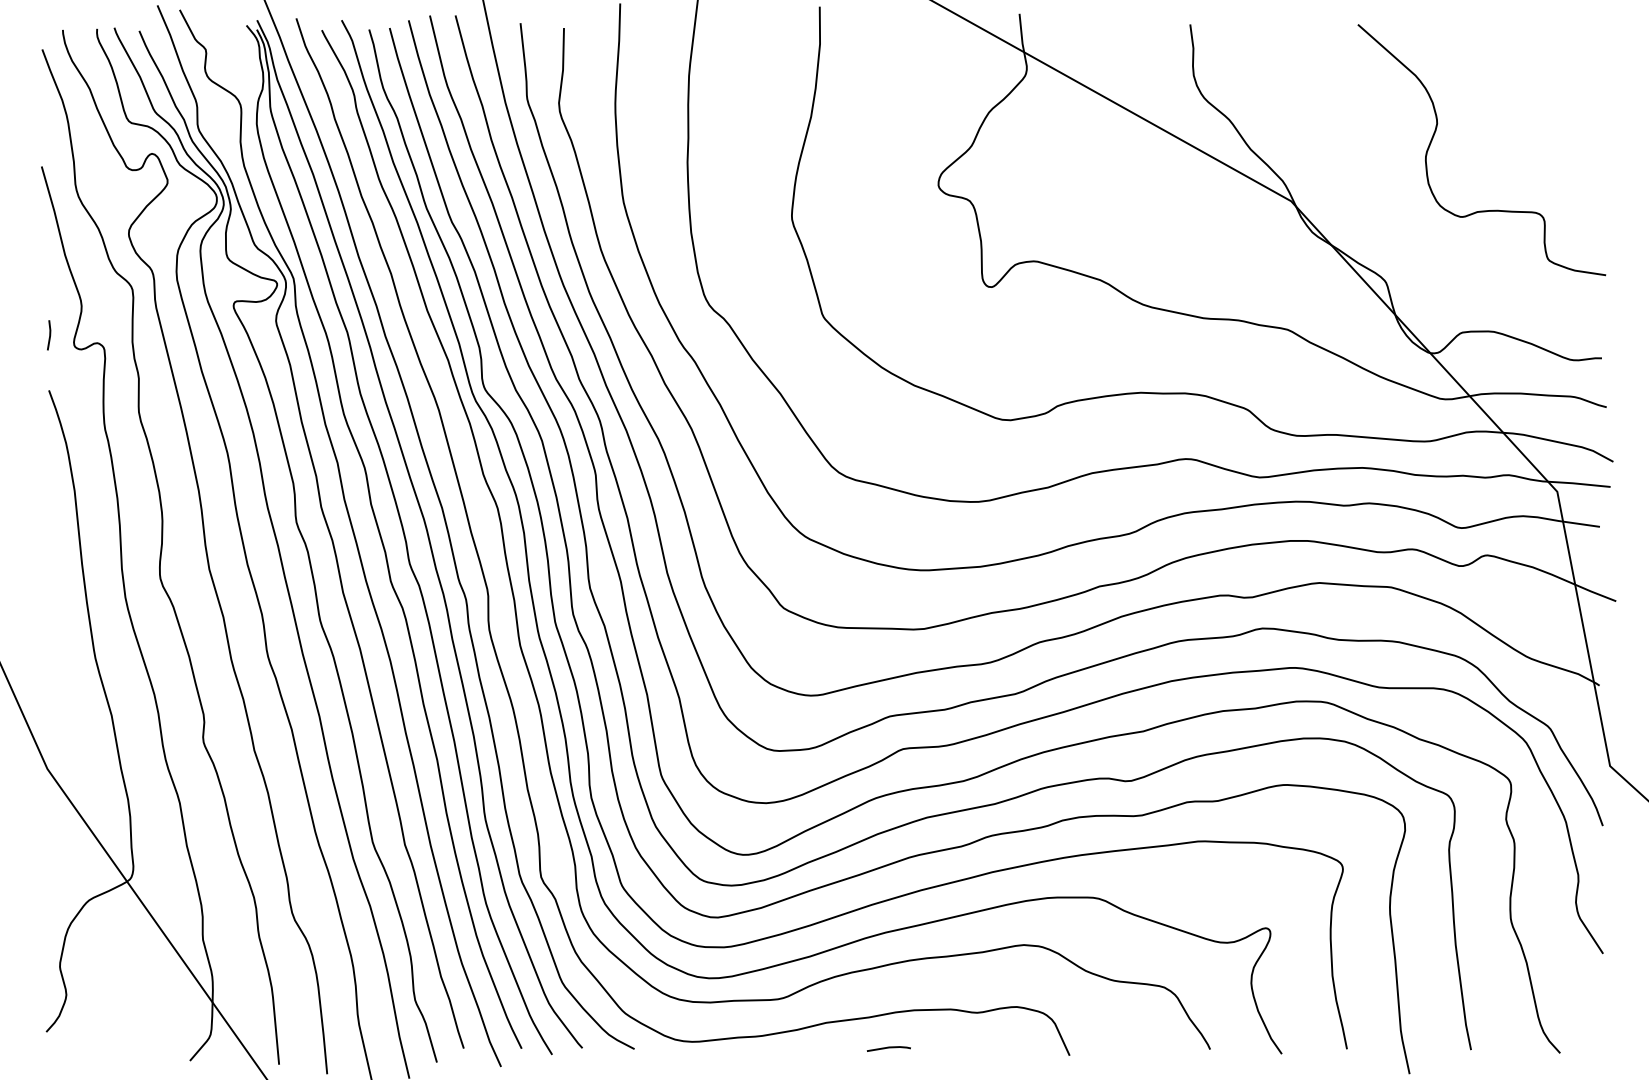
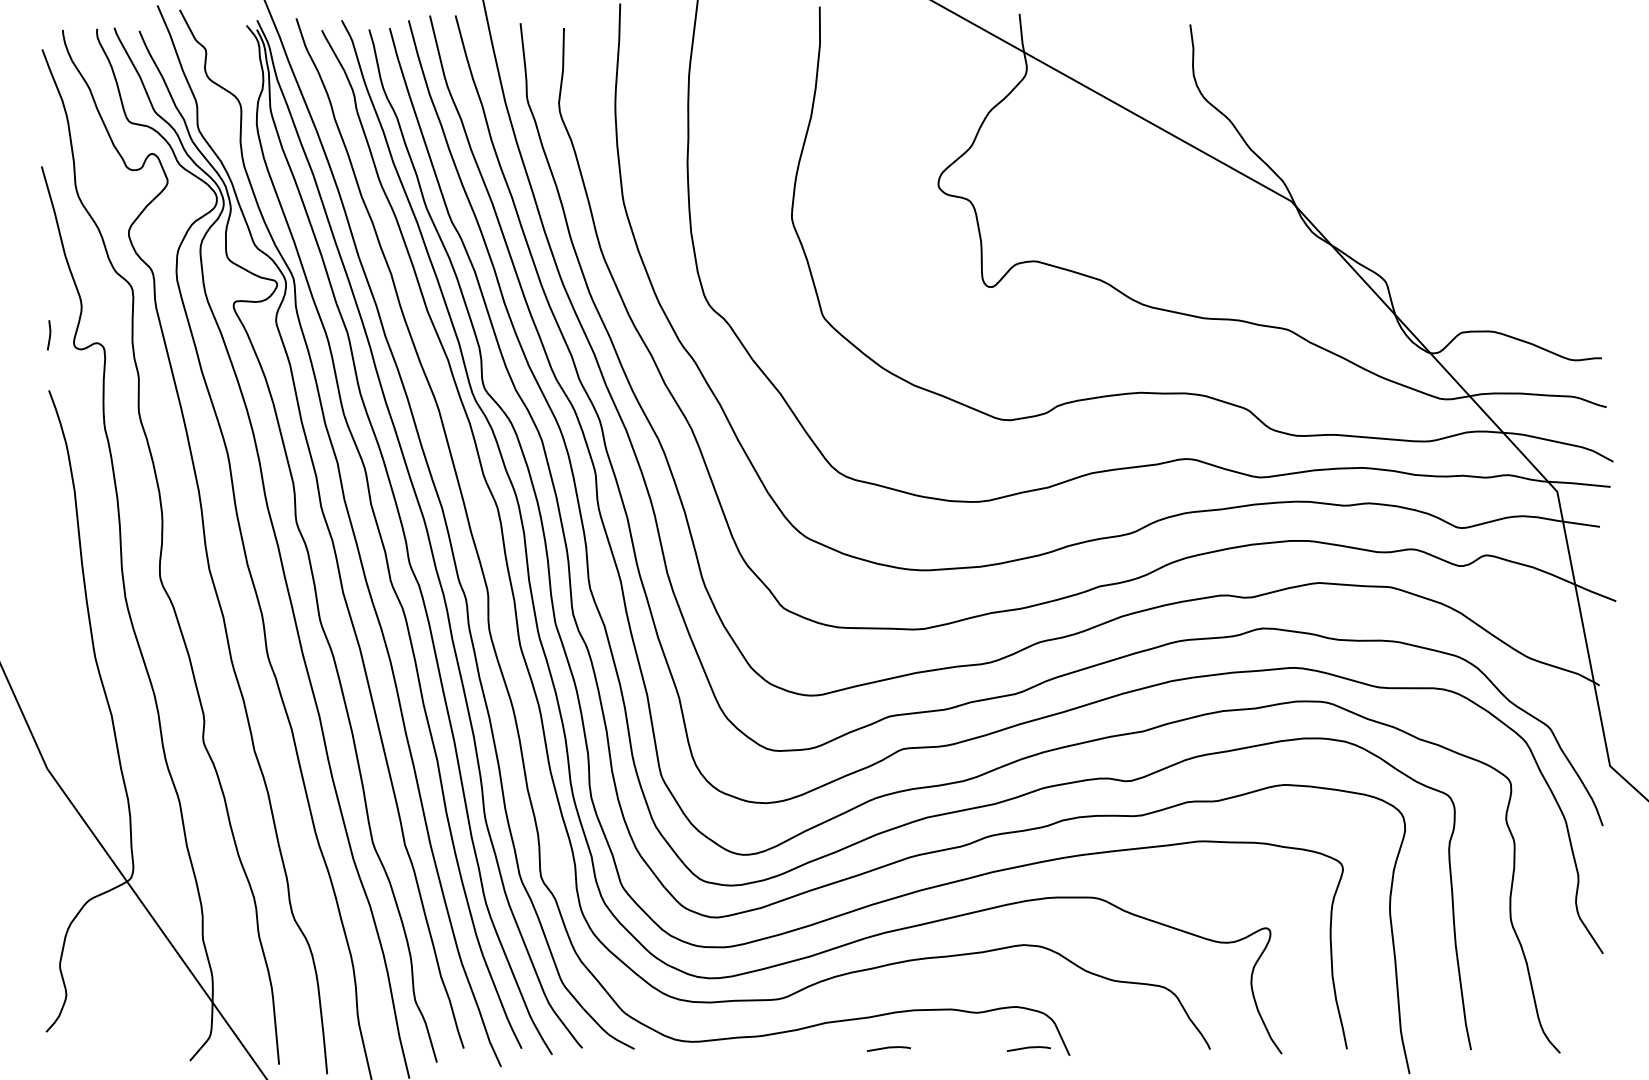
curve: present -> none (1436, 131)
line: none -> present (1028, 1048)
